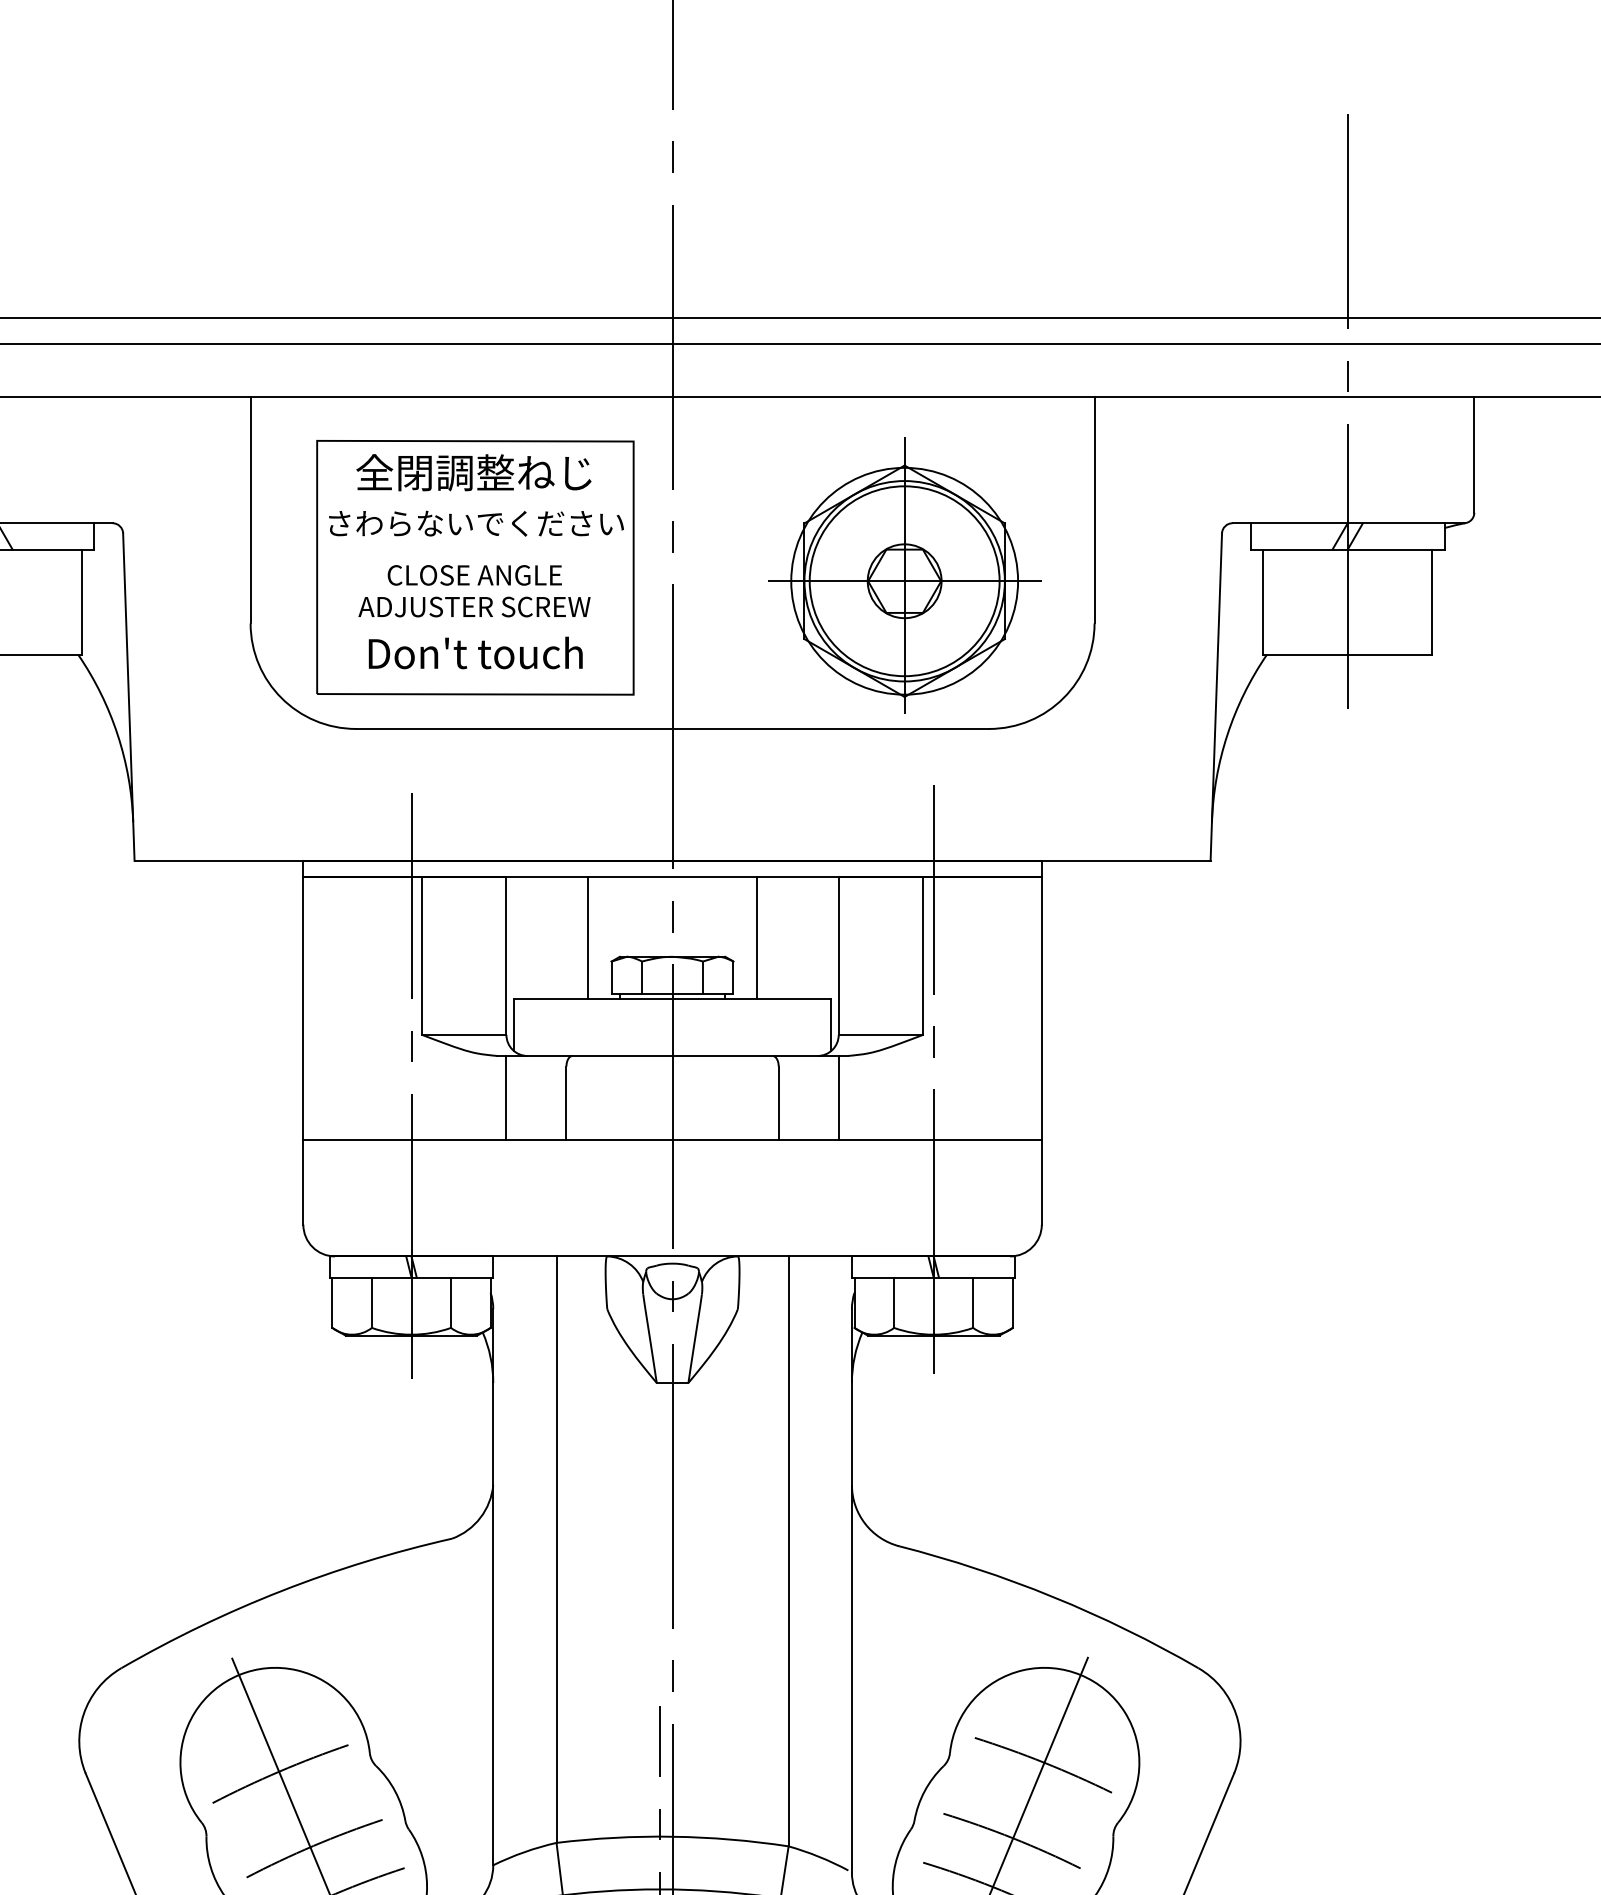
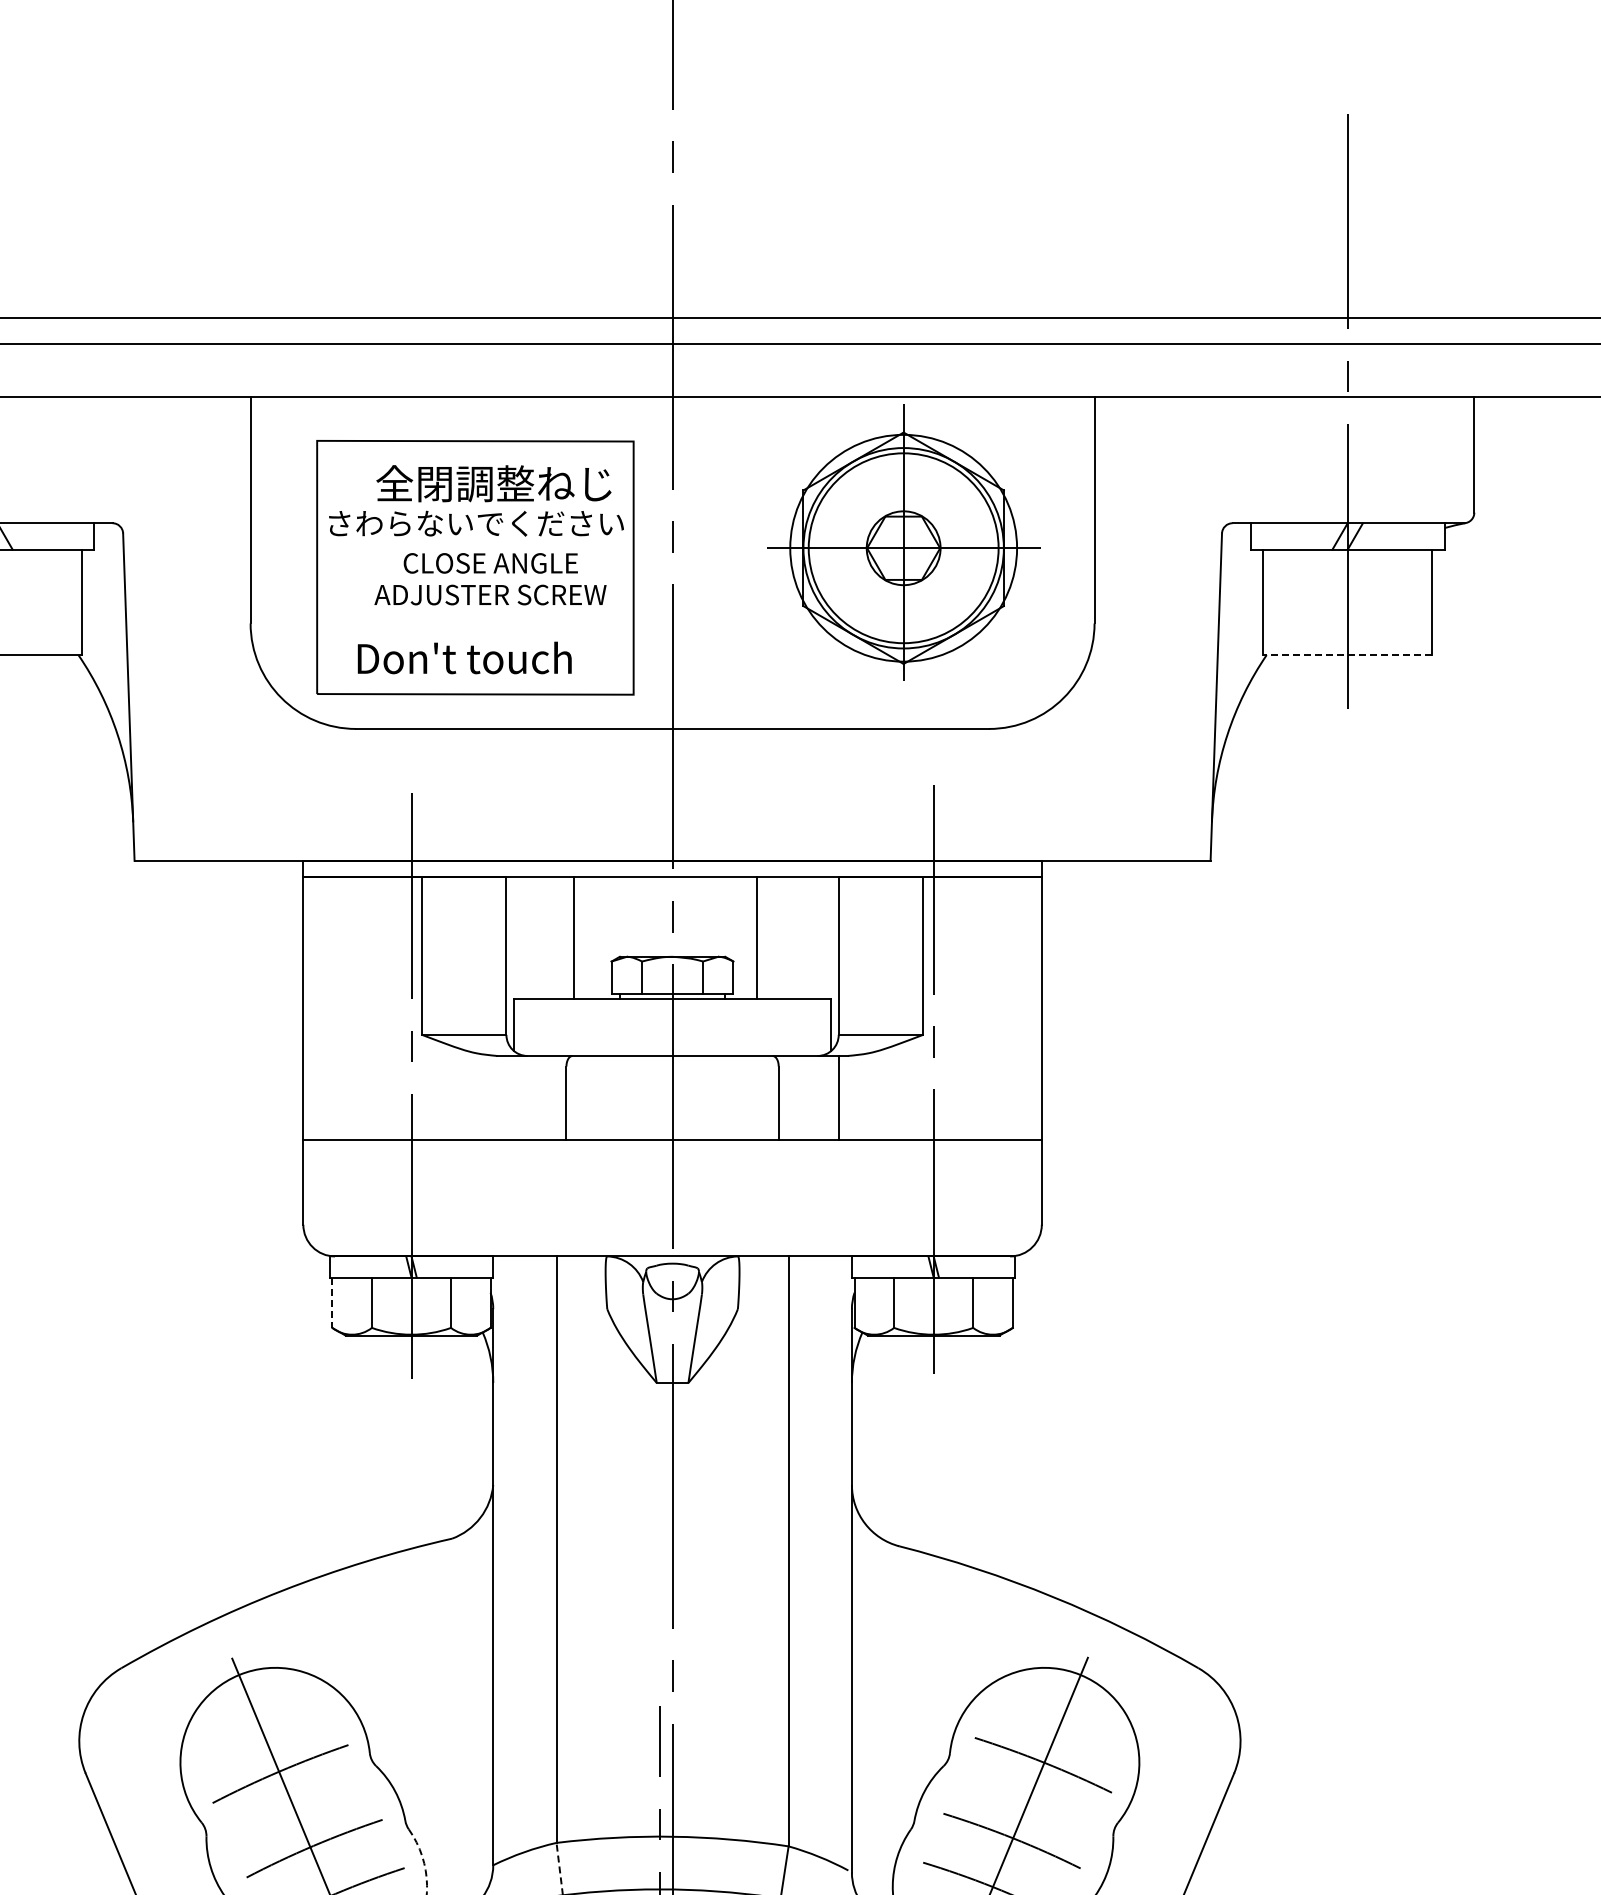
text position: (473, 472) -> (493, 483) (493, 483)
part position: (904, 575) -> (903, 542) (903, 542)
text position: (474, 591) -> (490, 579) (490, 579)
text position: (475, 652) -> (464, 657) (464, 657)
line: solid -> dashed (1347, 655)
line position: (588, 937) -> (574, 937) (574, 937)
line: present -> none (505, 1097)
line: solid -> dashed (332, 1303)
arc: solid -> dashed (423, 1860)
line: solid -> dashed (559, 1868)
